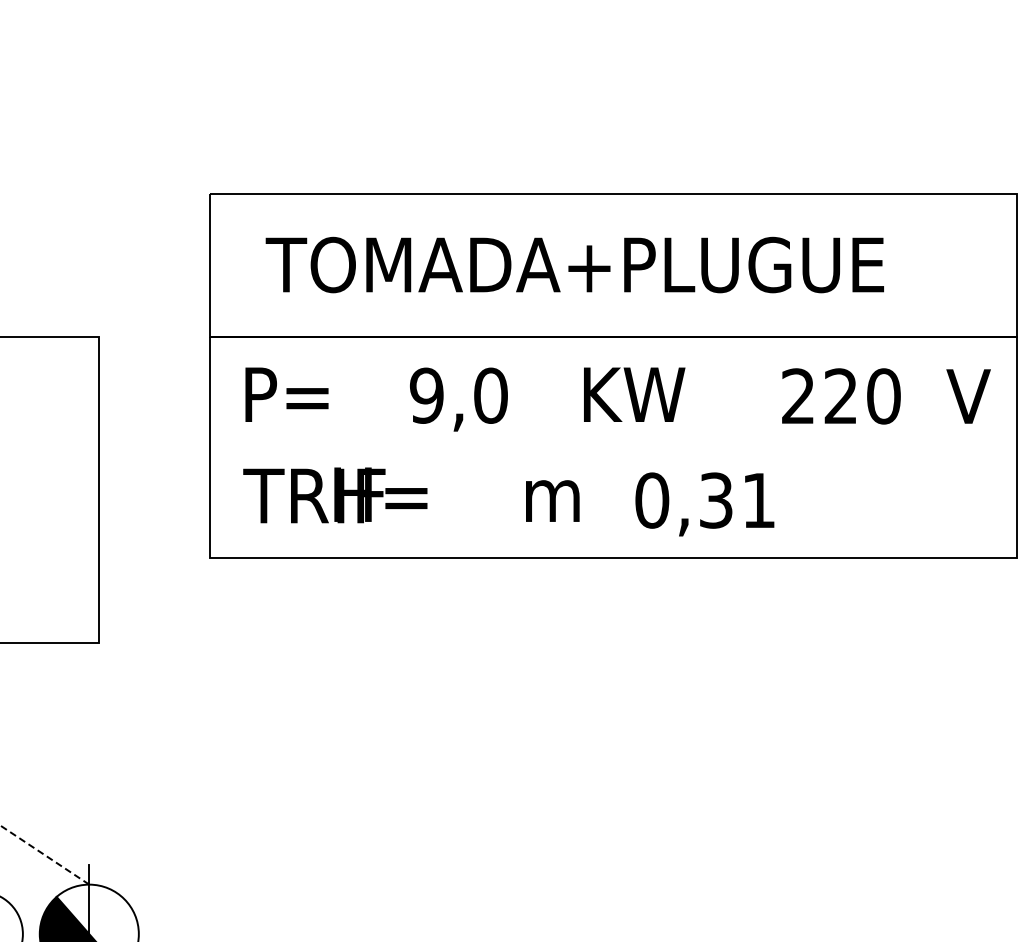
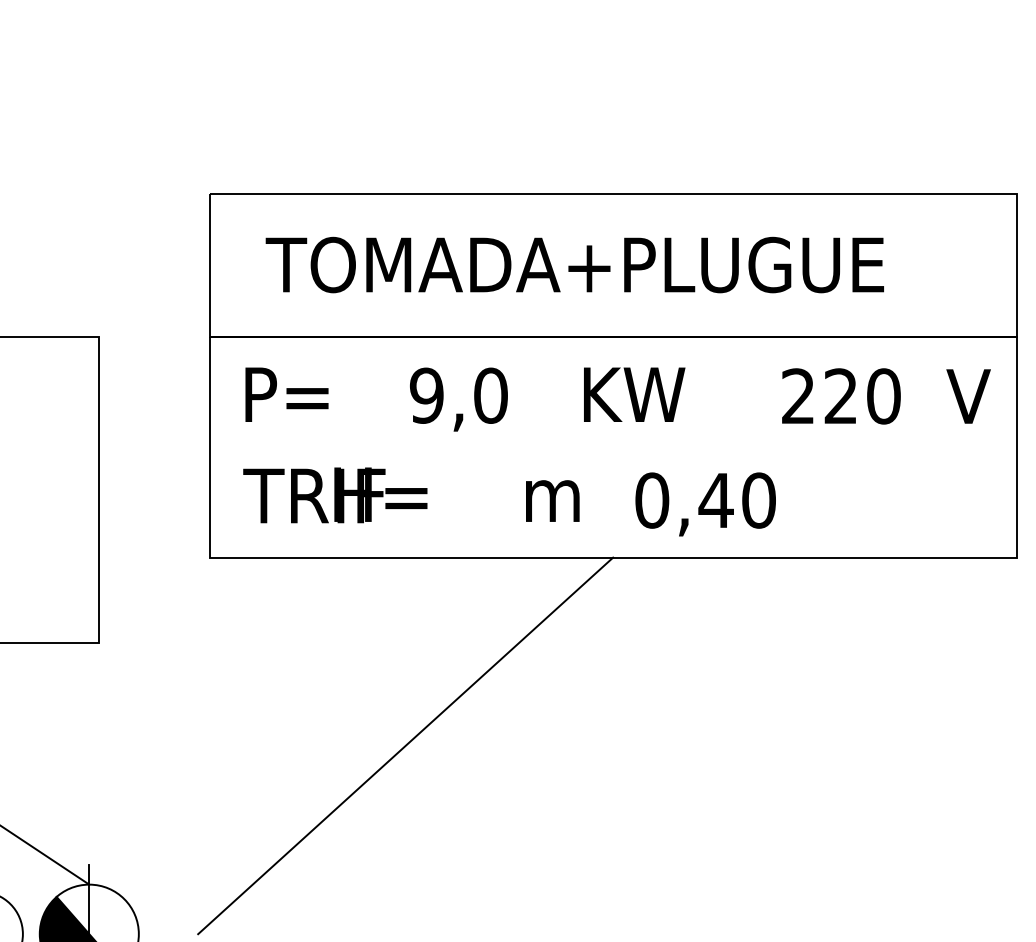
text: 0,31 -> 0,40 (736, 500)
line: none -> present (405, 745)
line: dashed -> solid (44, 854)
